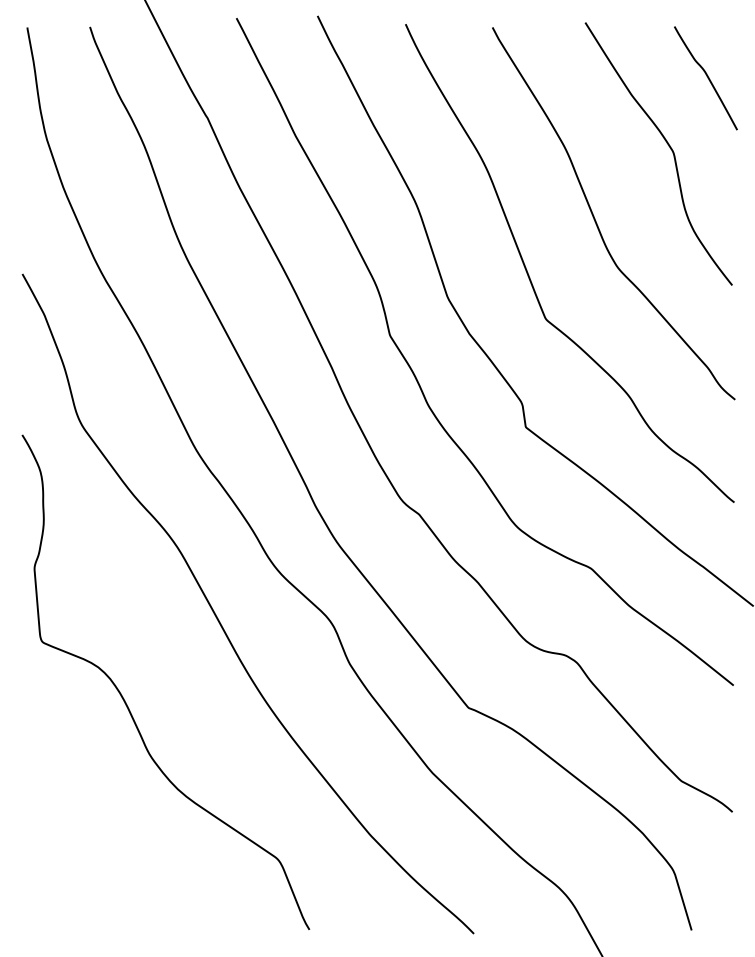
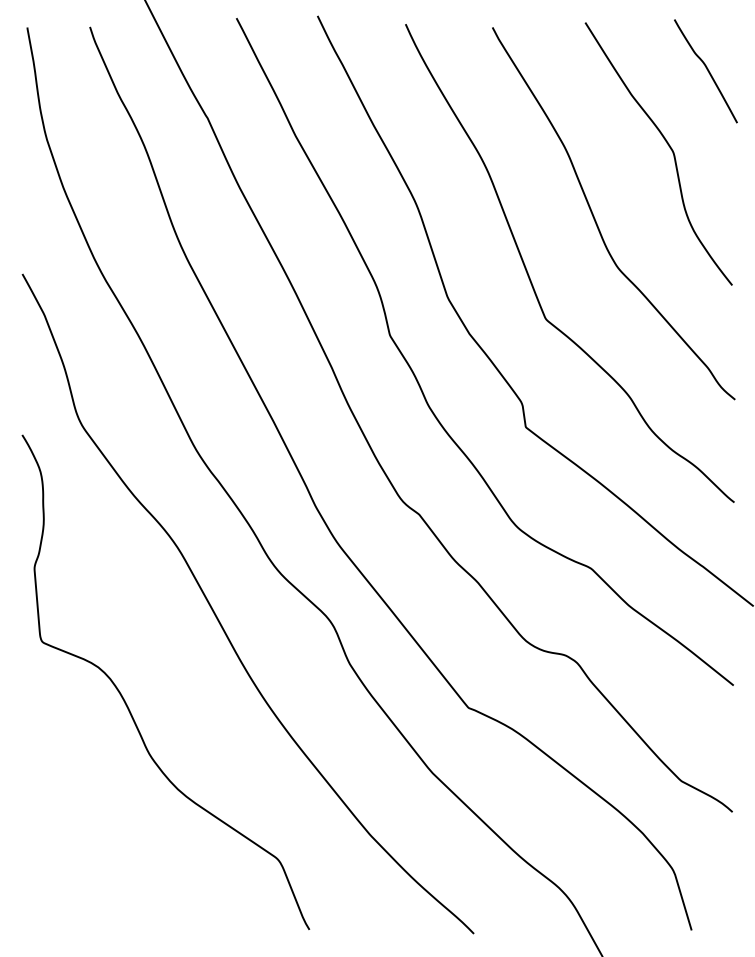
curve position: (707, 78) -> (707, 71) (707, 71)
